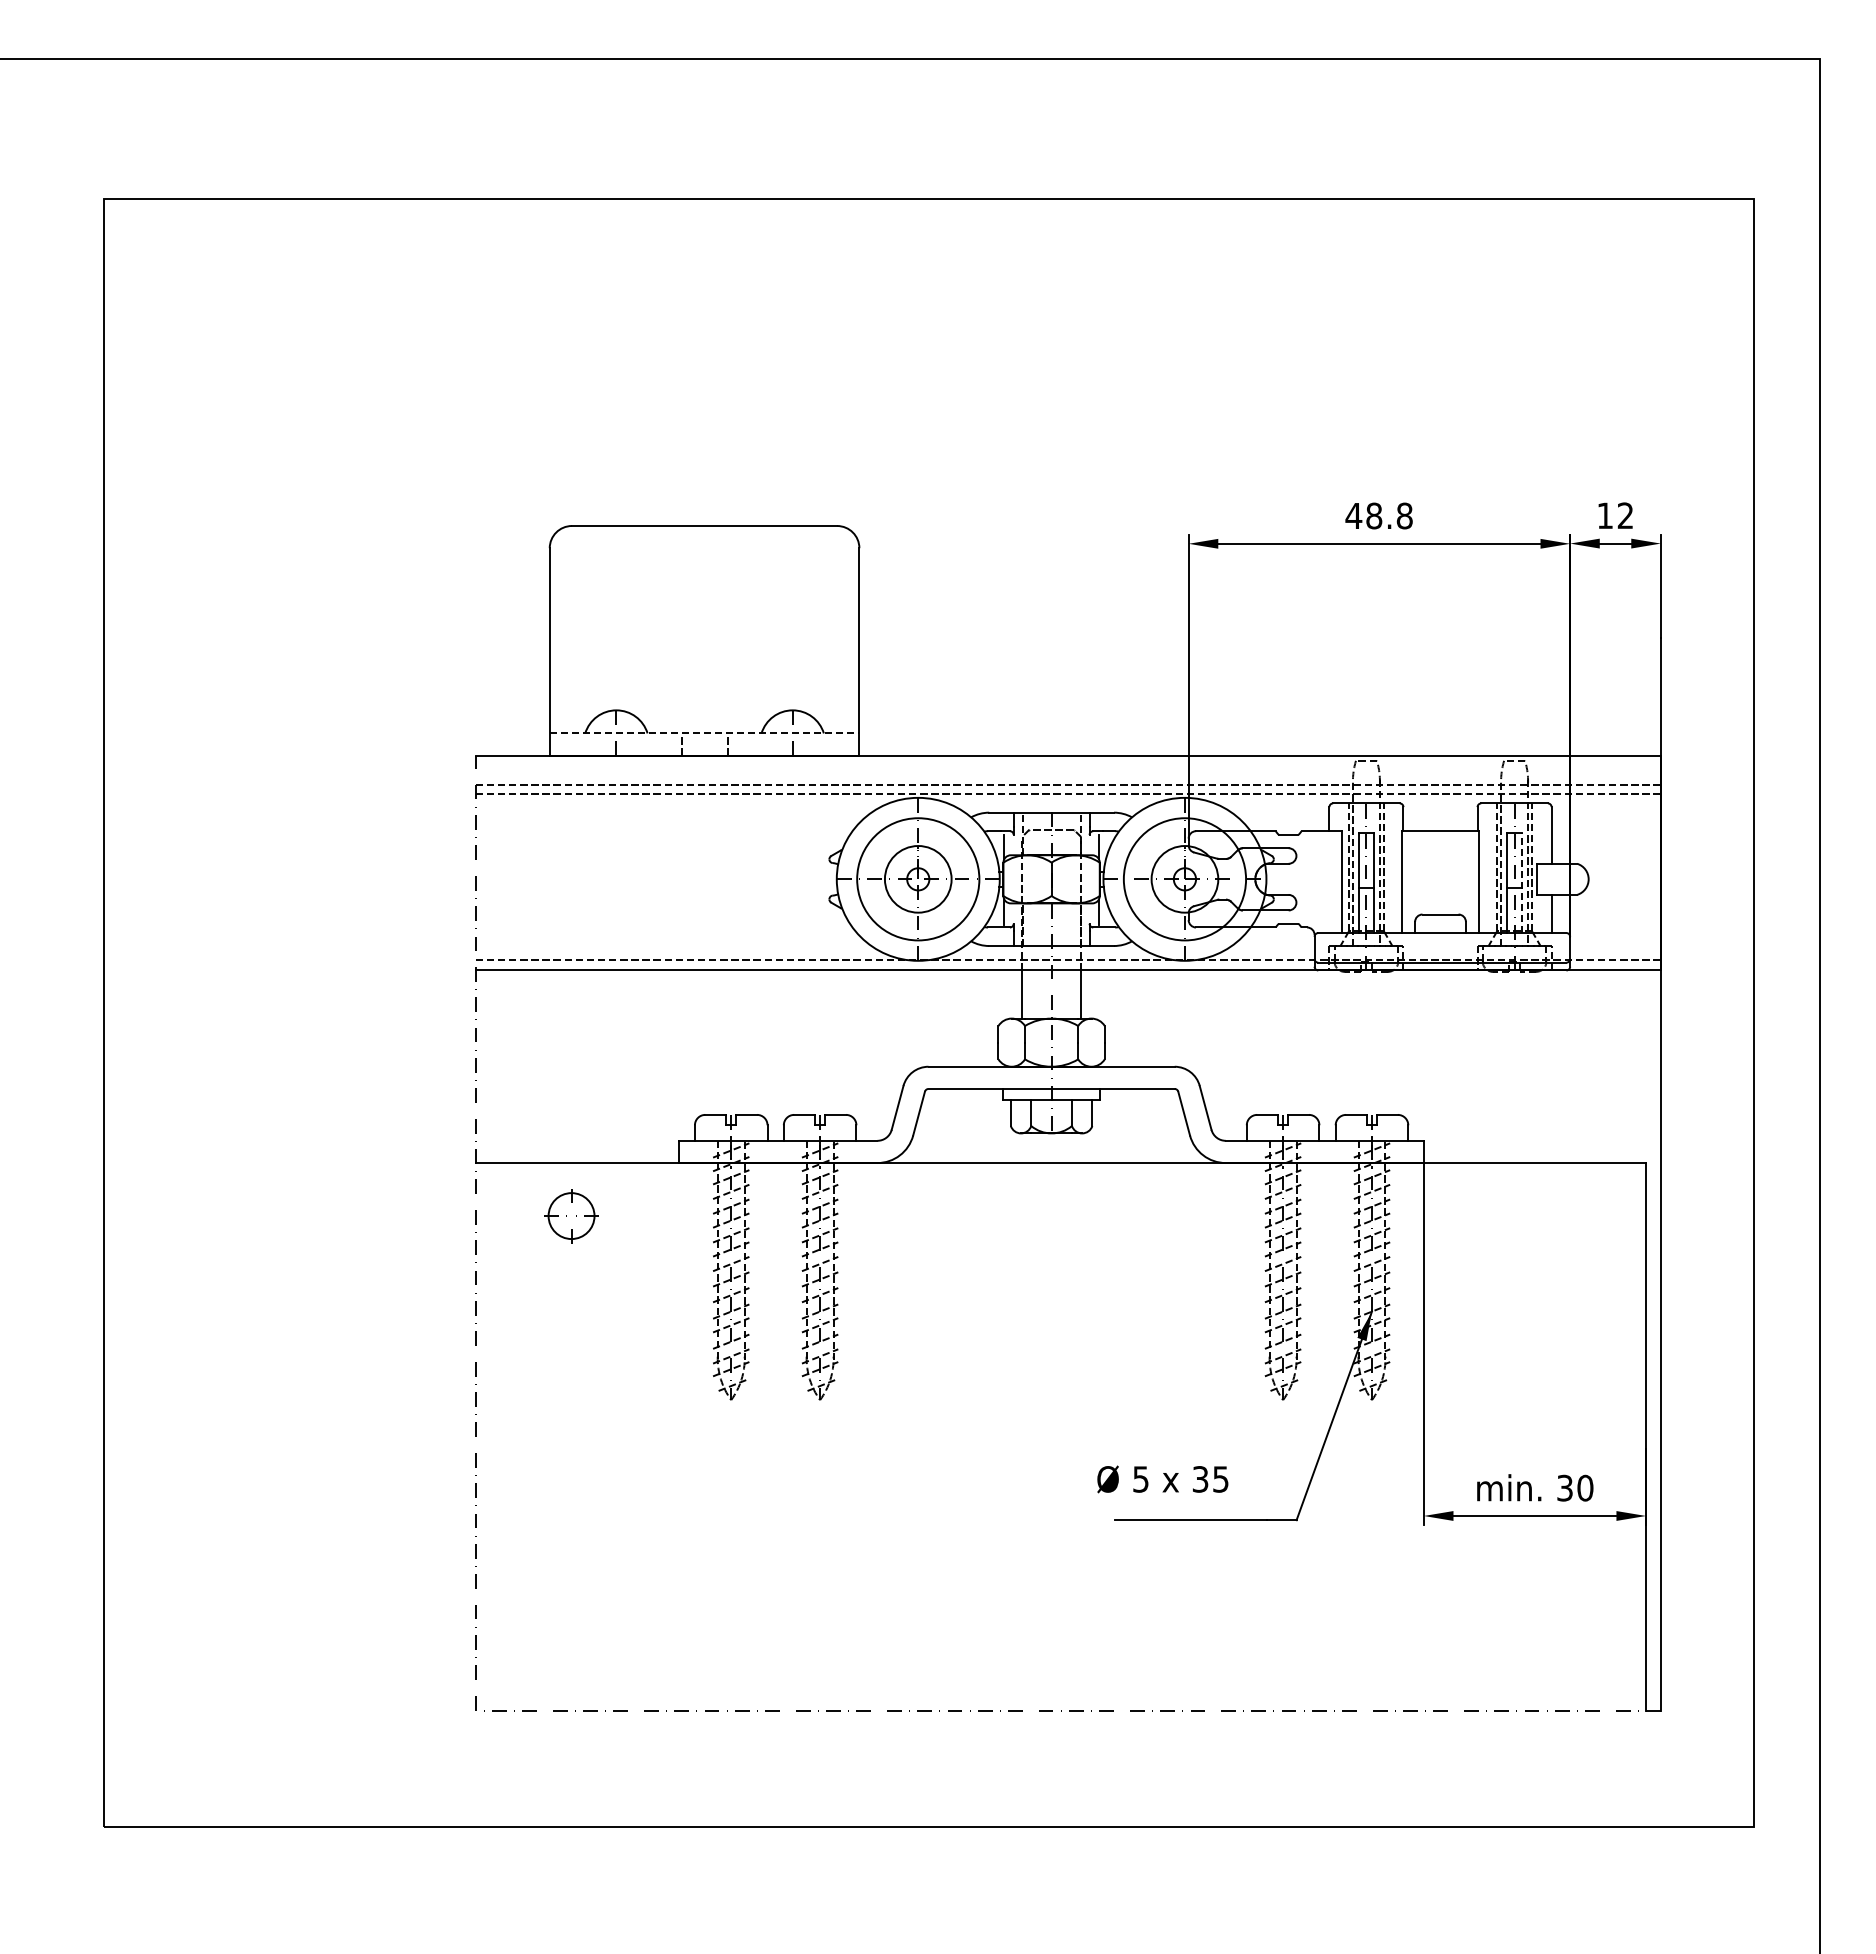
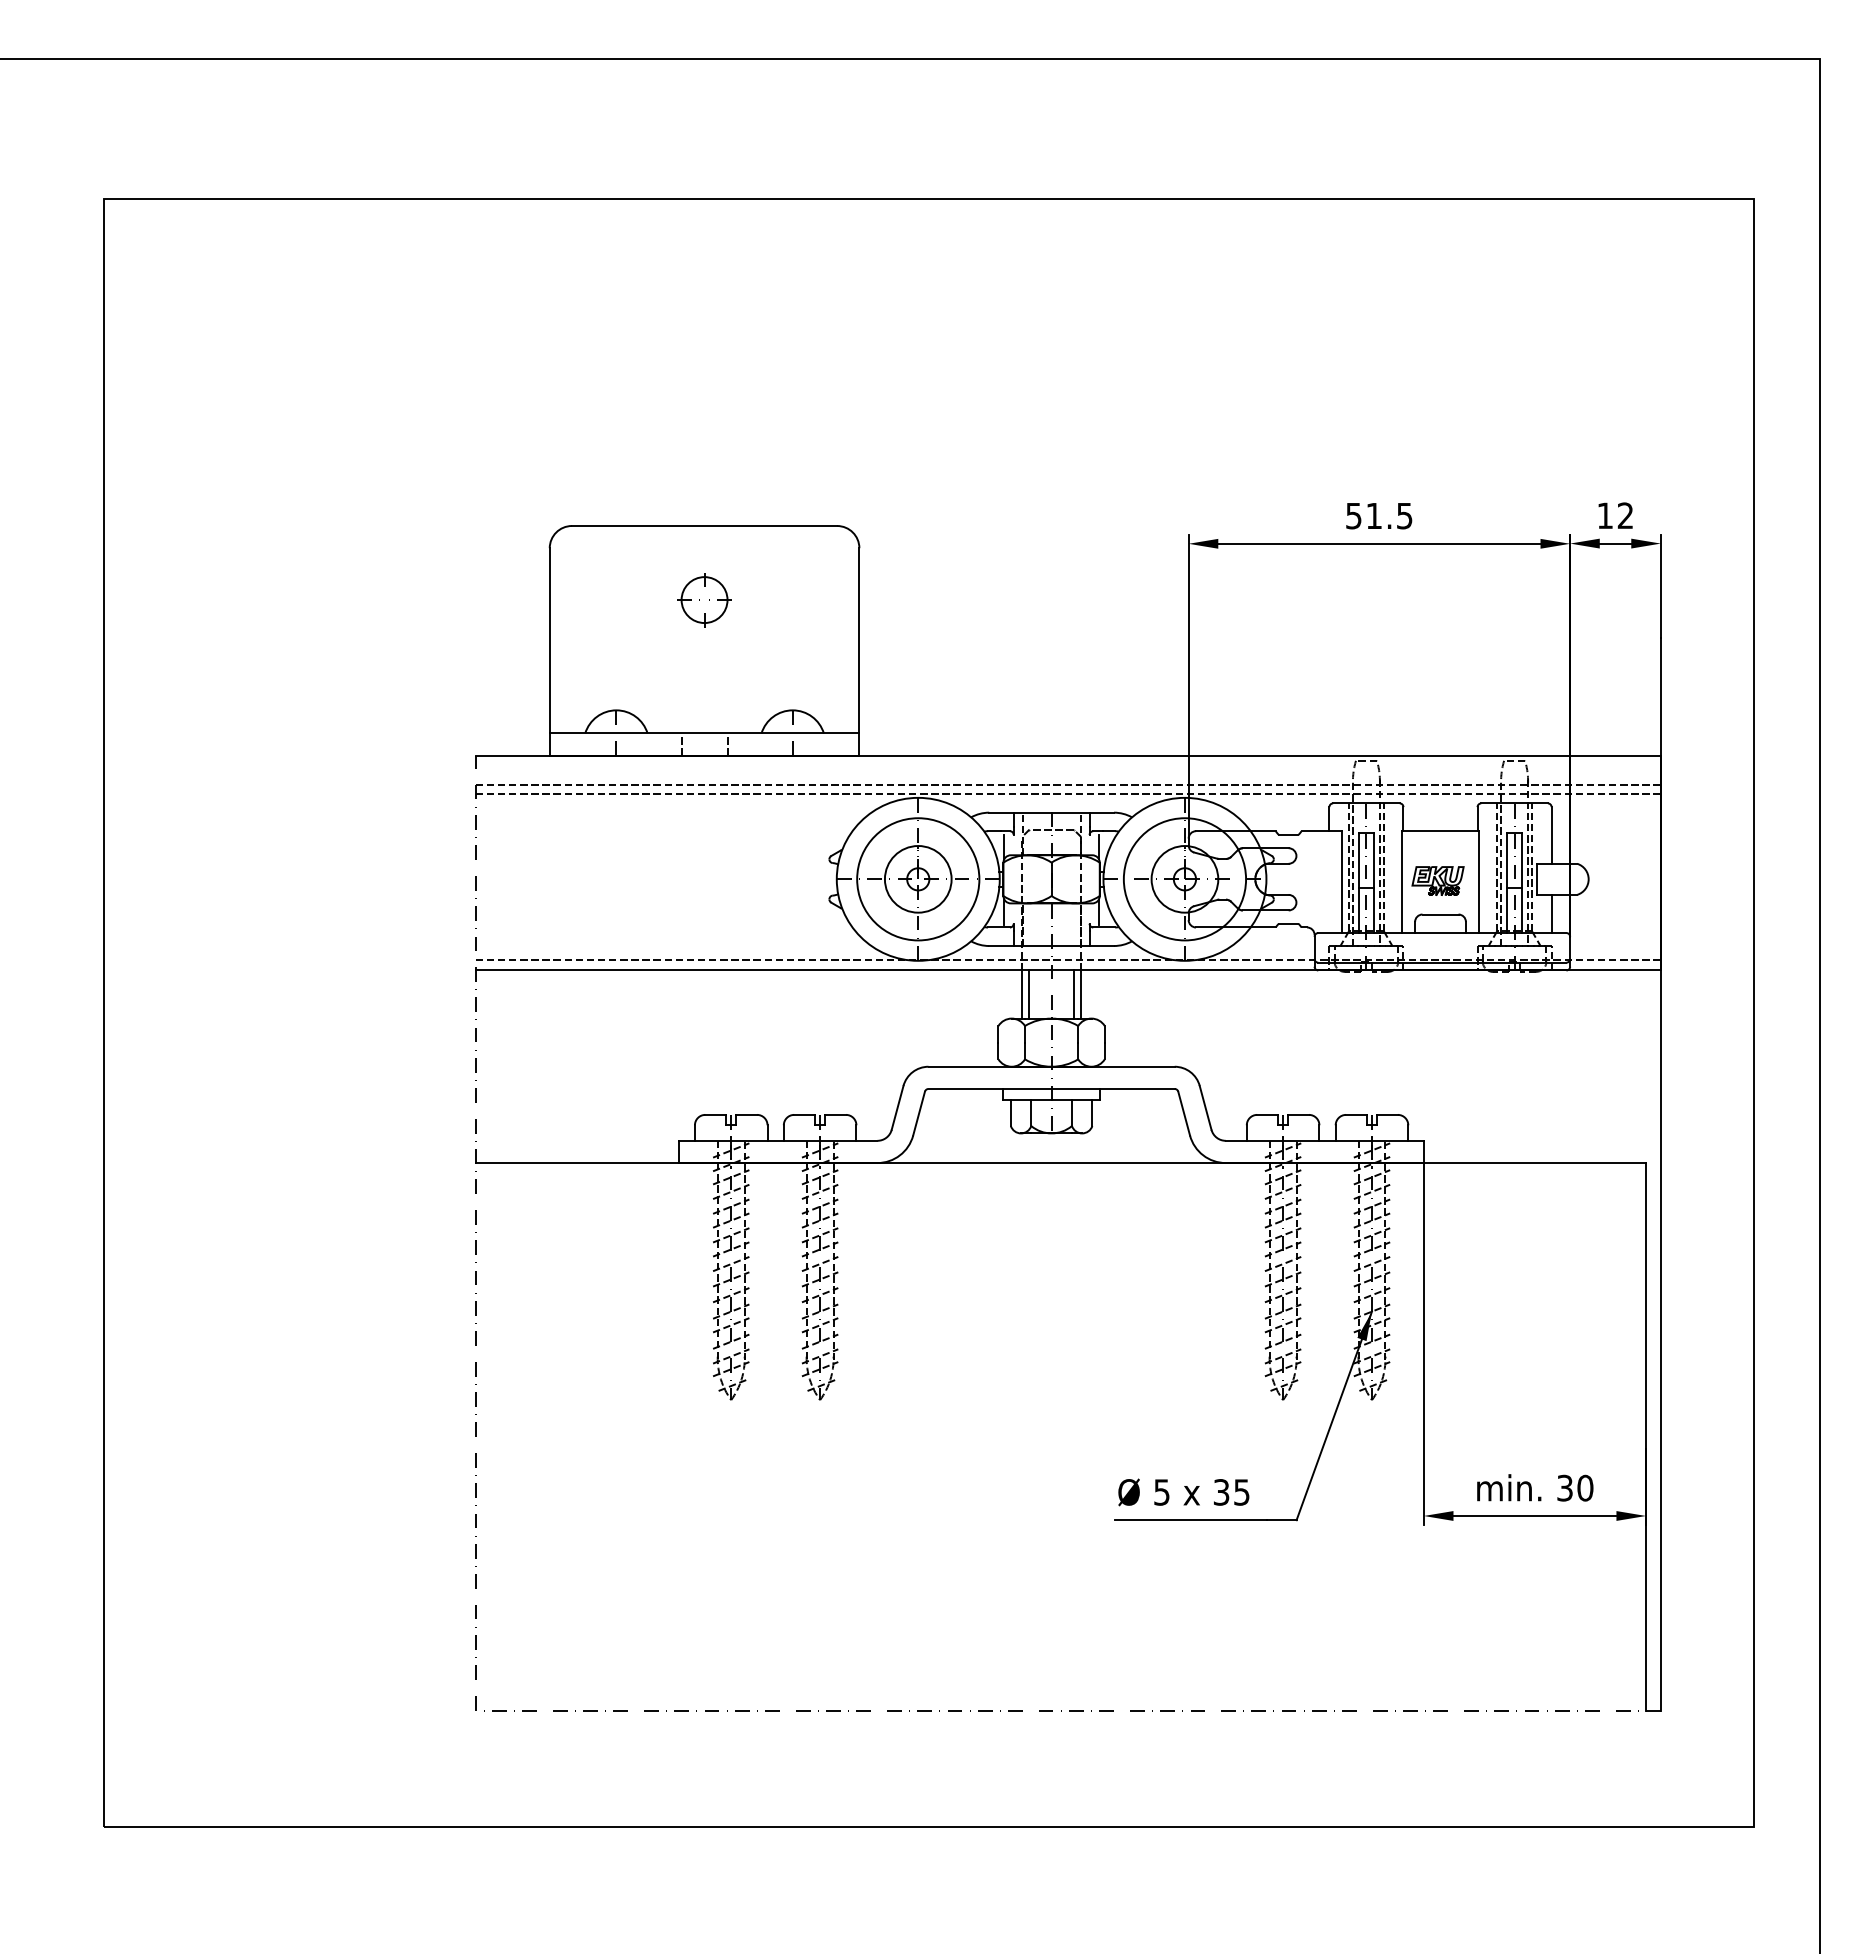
text: 48.8 -> 51.5 (1378, 515)
line: dashed -> solid (704, 733)
part: none -> present (1437, 880)
line: dashed -> solid (1522, 882)
line: none -> present (1029, 994)
line: none -> present (1073, 994)
part position: (571, 1216) -> (704, 600) (704, 600)
text position: (1162, 1479) -> (1183, 1492) (1183, 1492)
